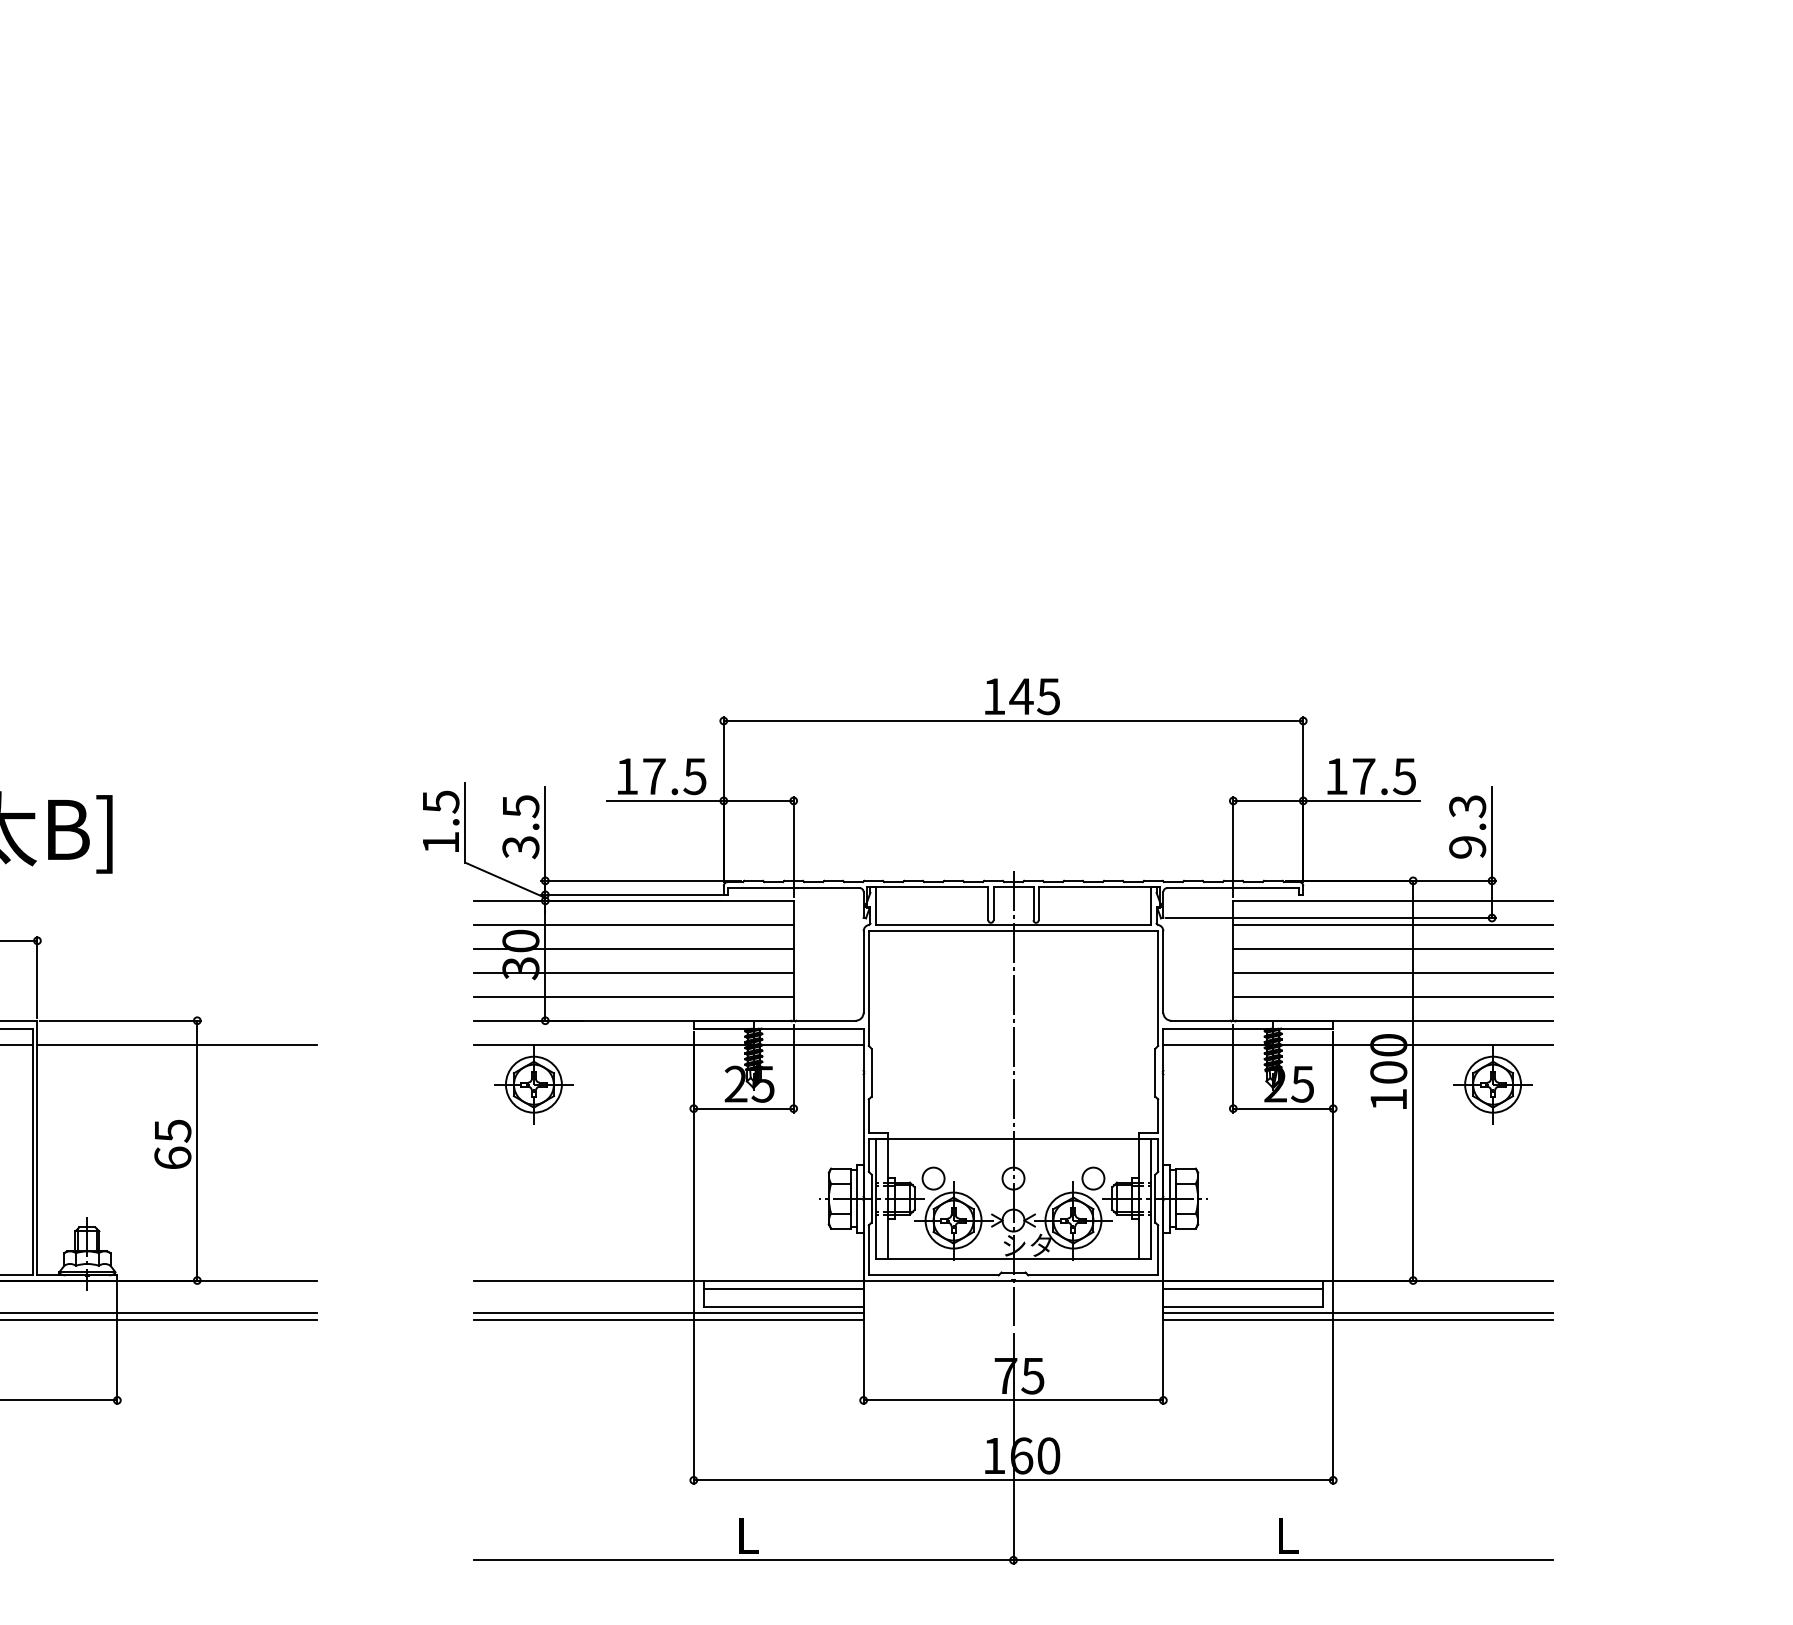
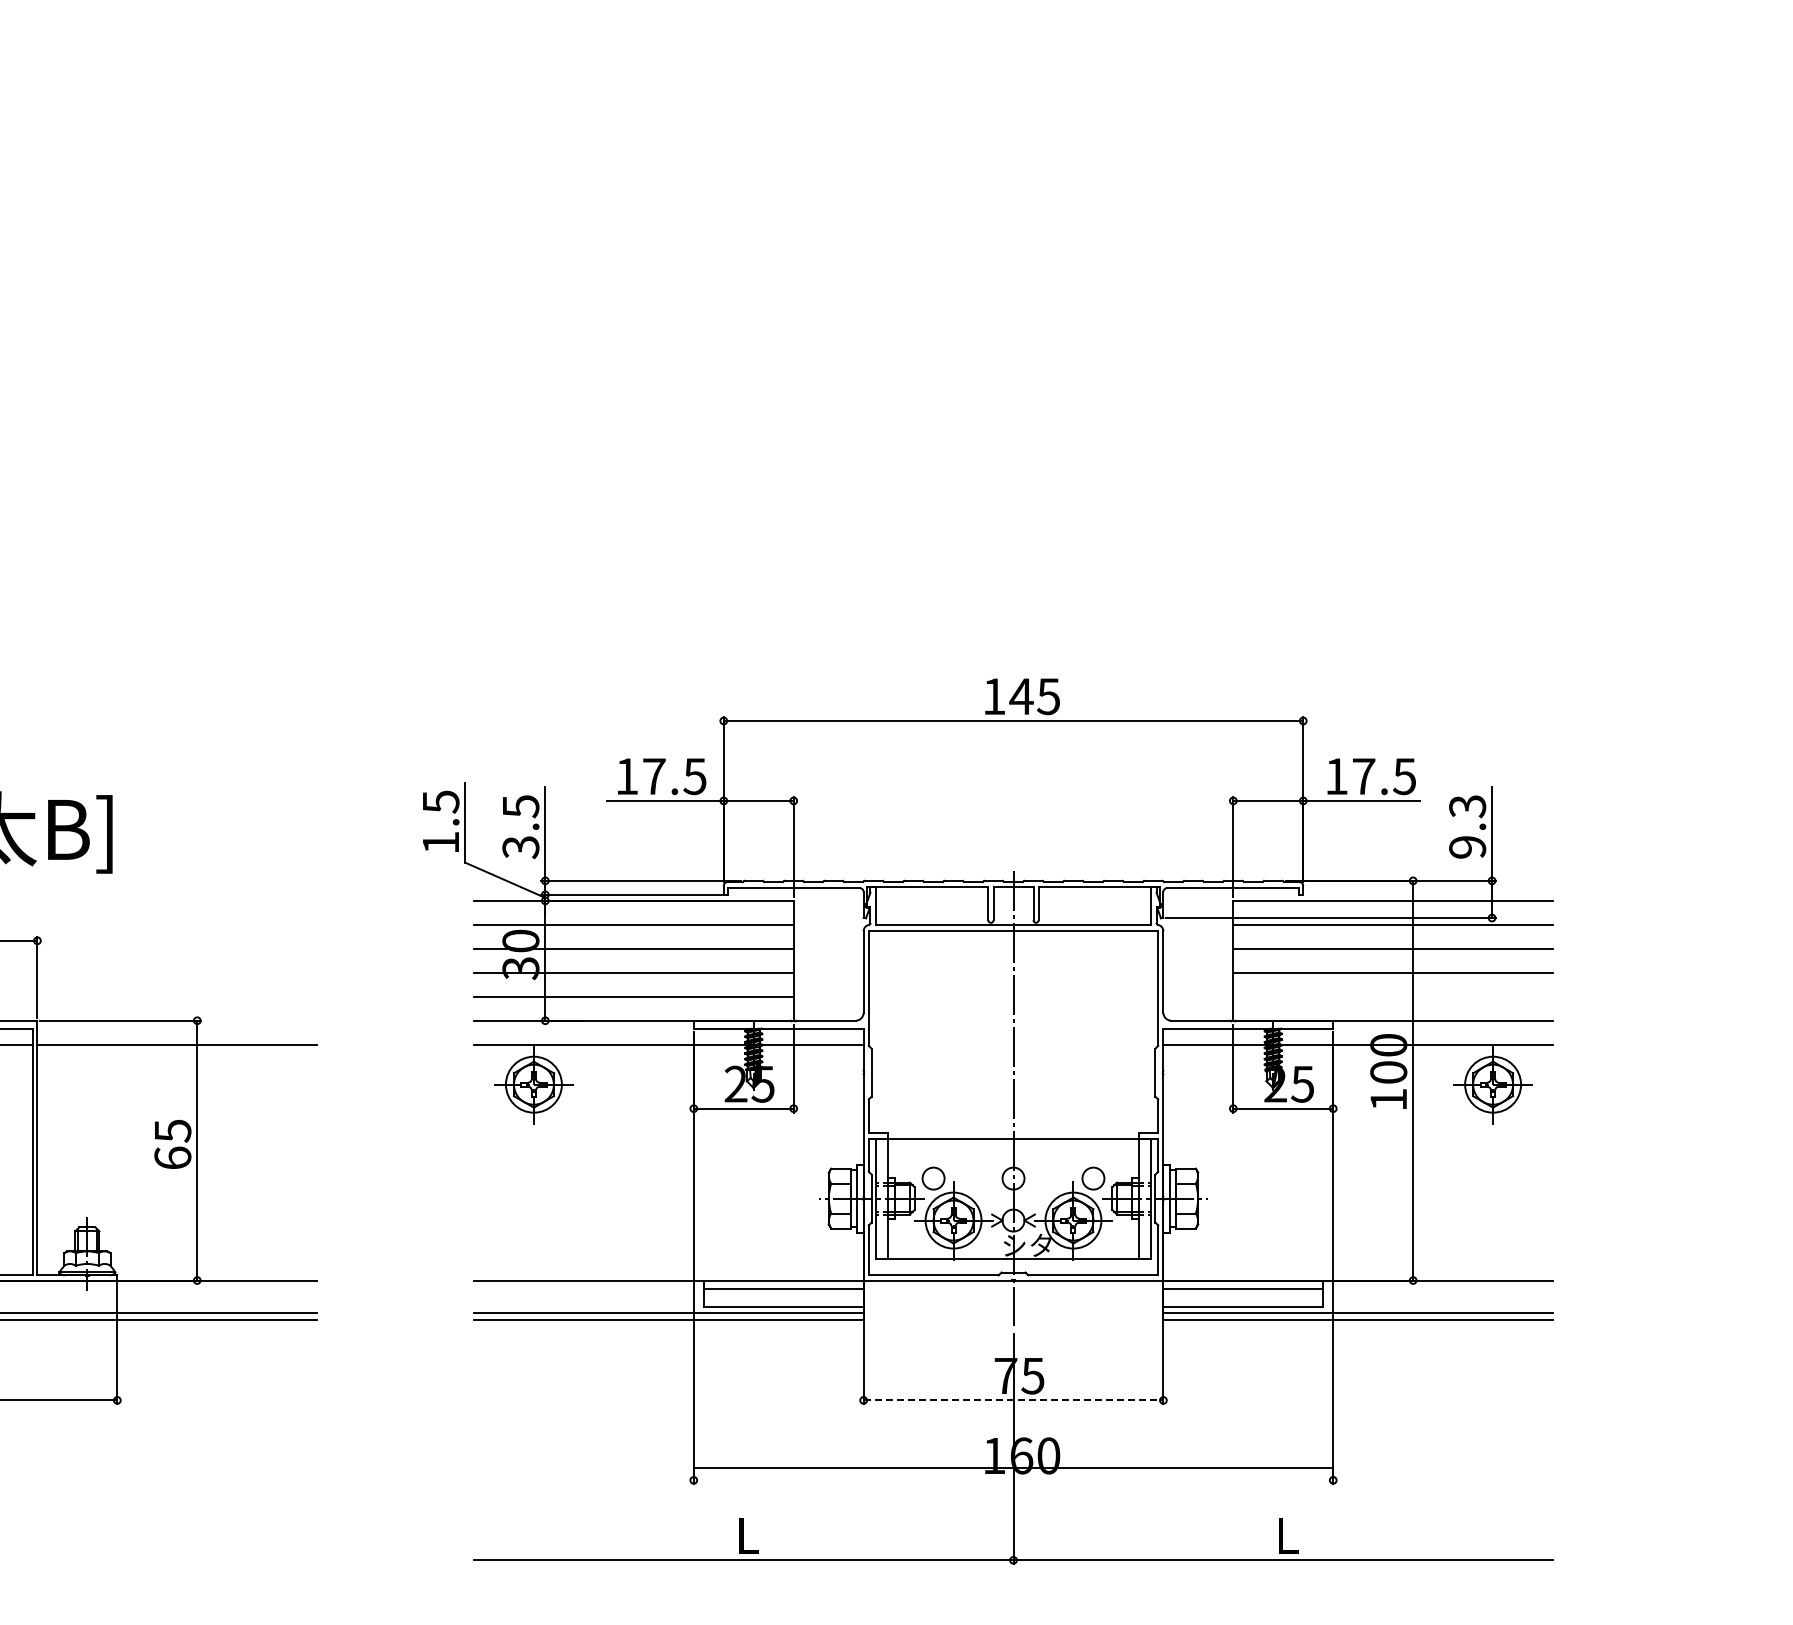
line: present -> none (1393, 996)
line: solid -> dashed (1013, 1400)
line position: (1013, 1480) -> (1013, 1468) (1013, 1468)
